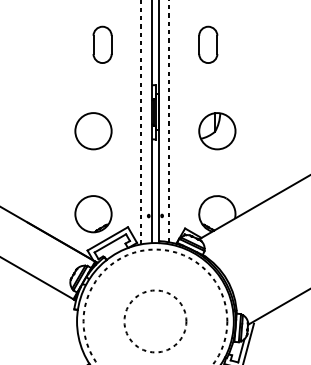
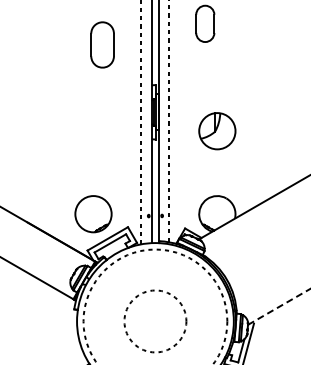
part size: 21x39 px -> 25x48 px (102, 44)
part position: (208, 44) -> (205, 23) (205, 23)
circle: present -> none (93, 131)
line: solid -> dashed (279, 306)
